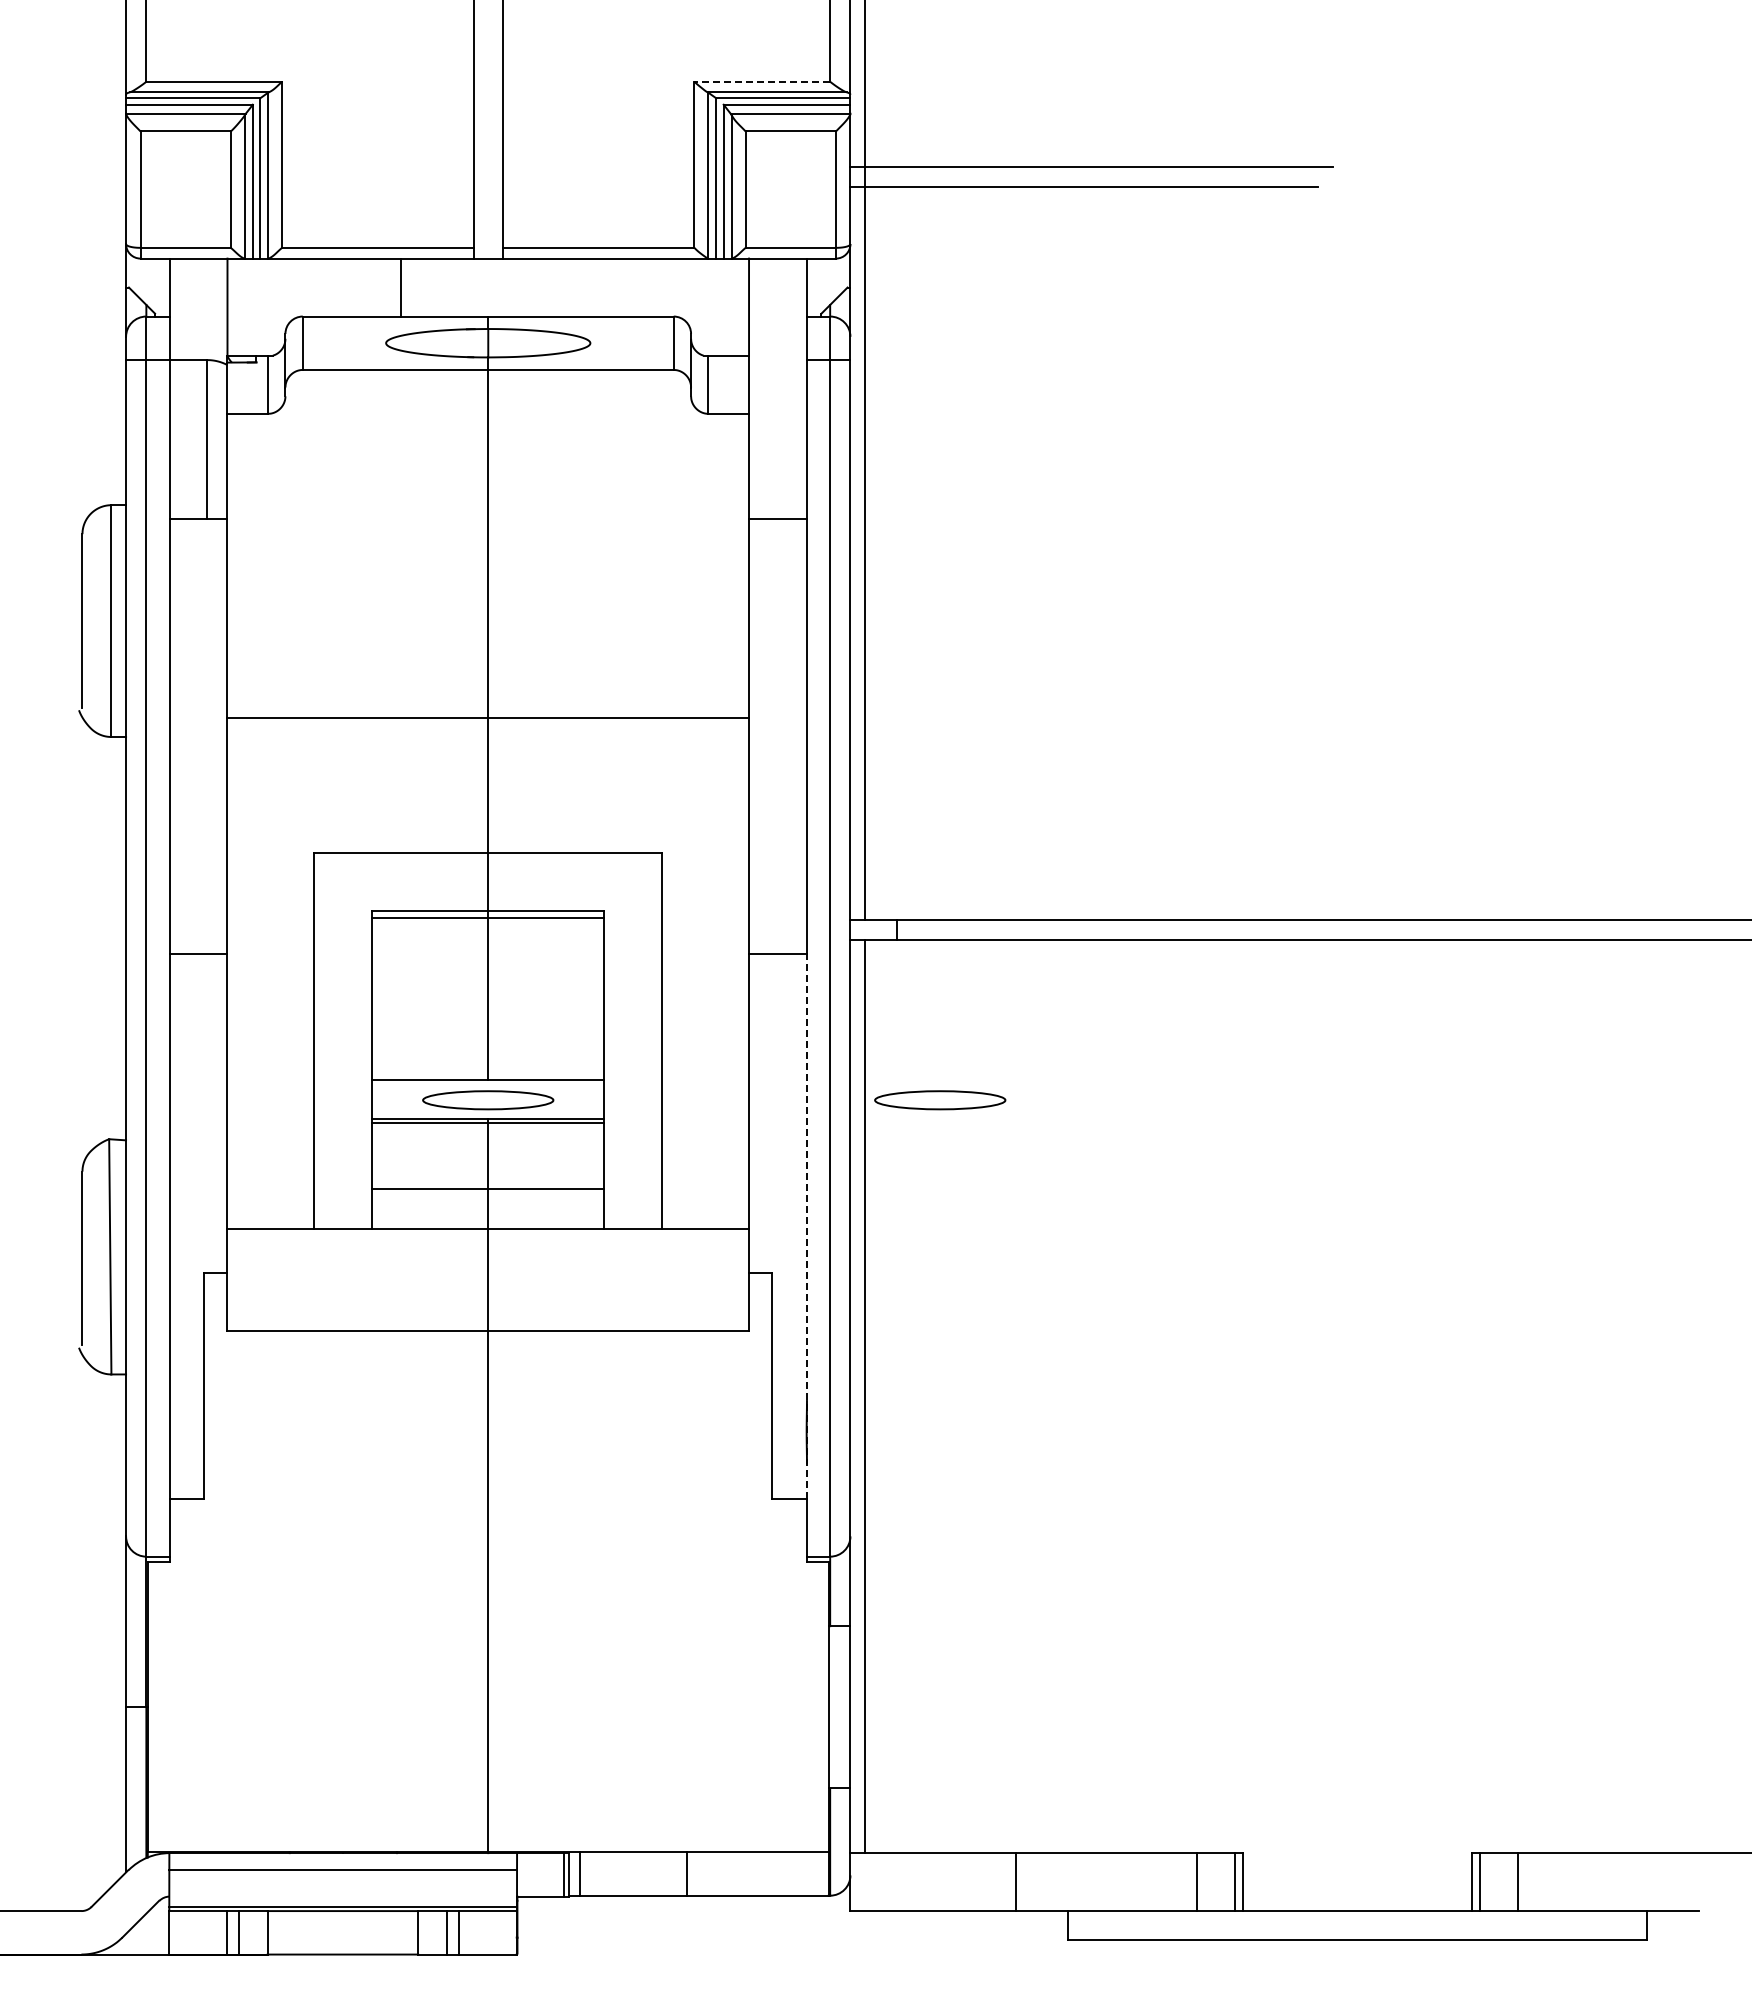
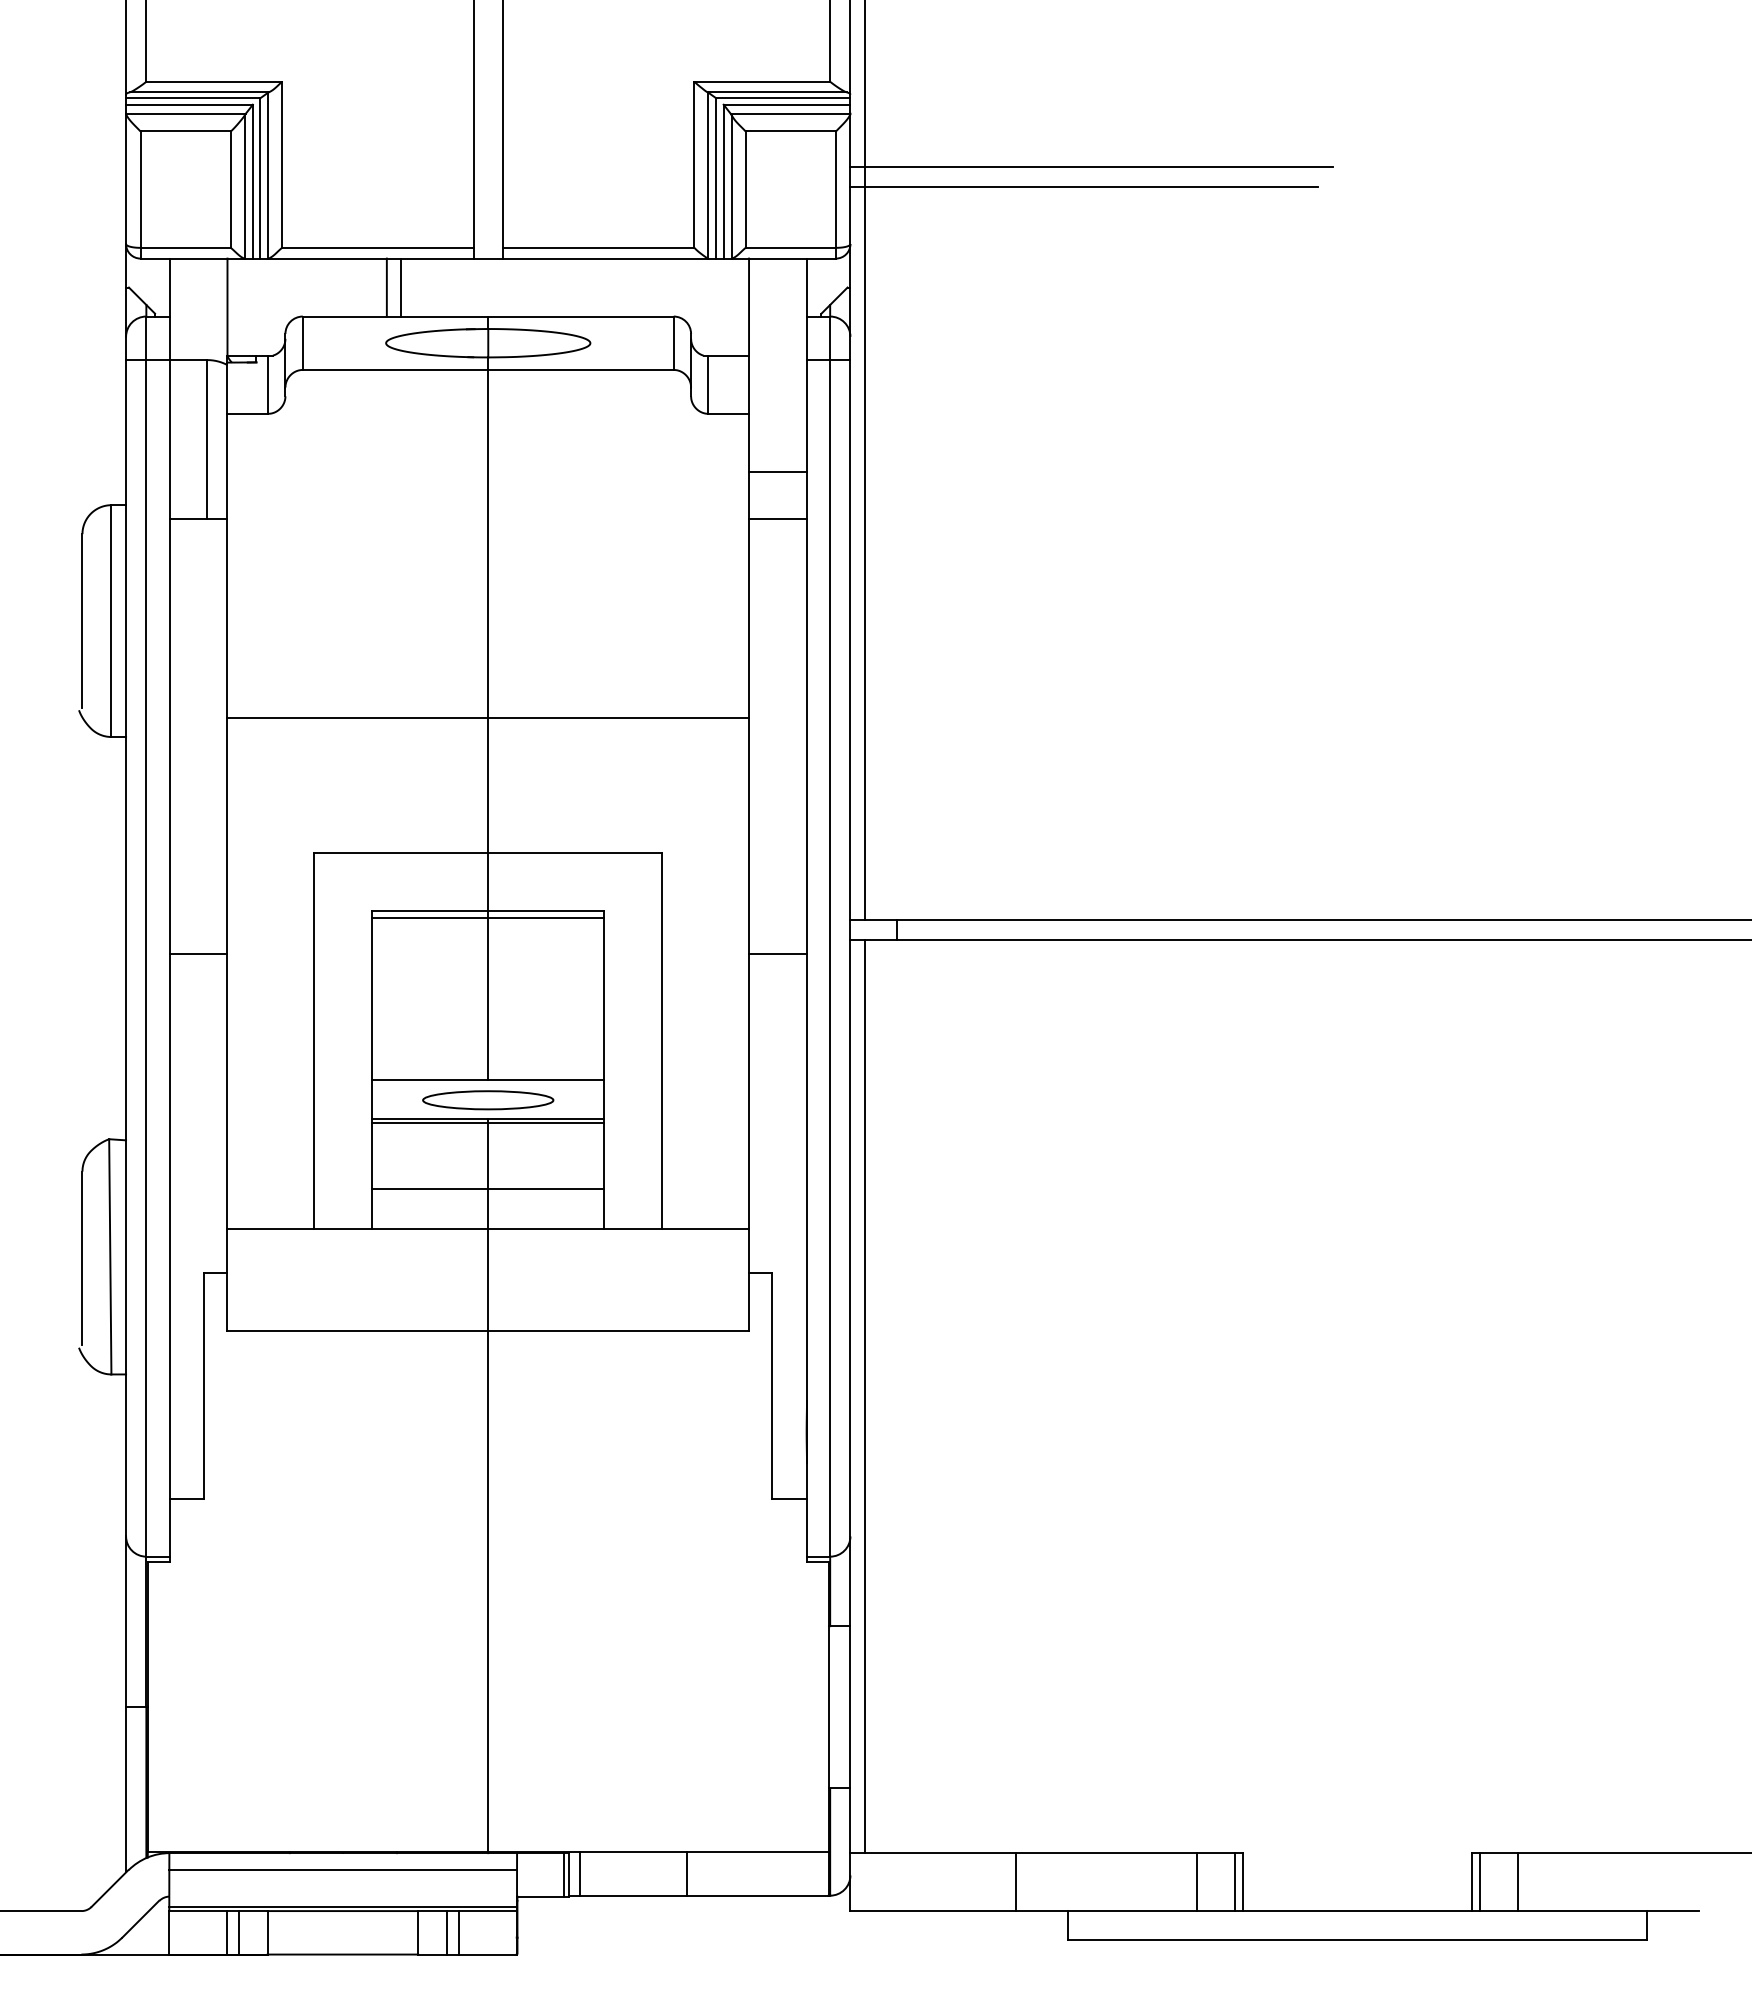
line: dashed -> solid (762, 81)
line: none -> present (386, 287)
line: none -> present (777, 471)
part: present -> none (940, 1100)
line: dashed -> solid (806, 1225)
